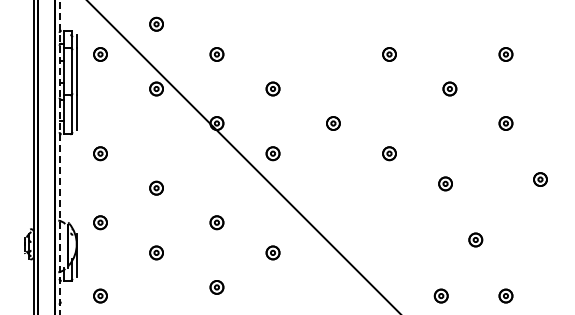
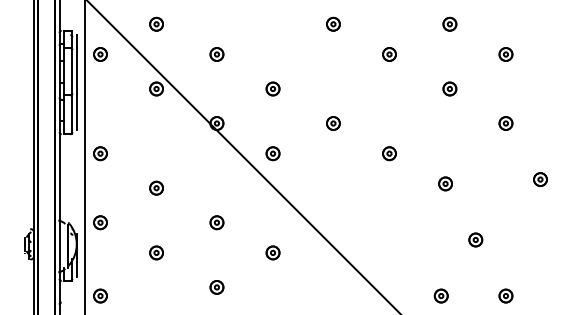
part: none -> present (333, 23)
part: none -> present (449, 23)
line: none -> present (85, 156)
line: dashed -> solid (59, 157)
